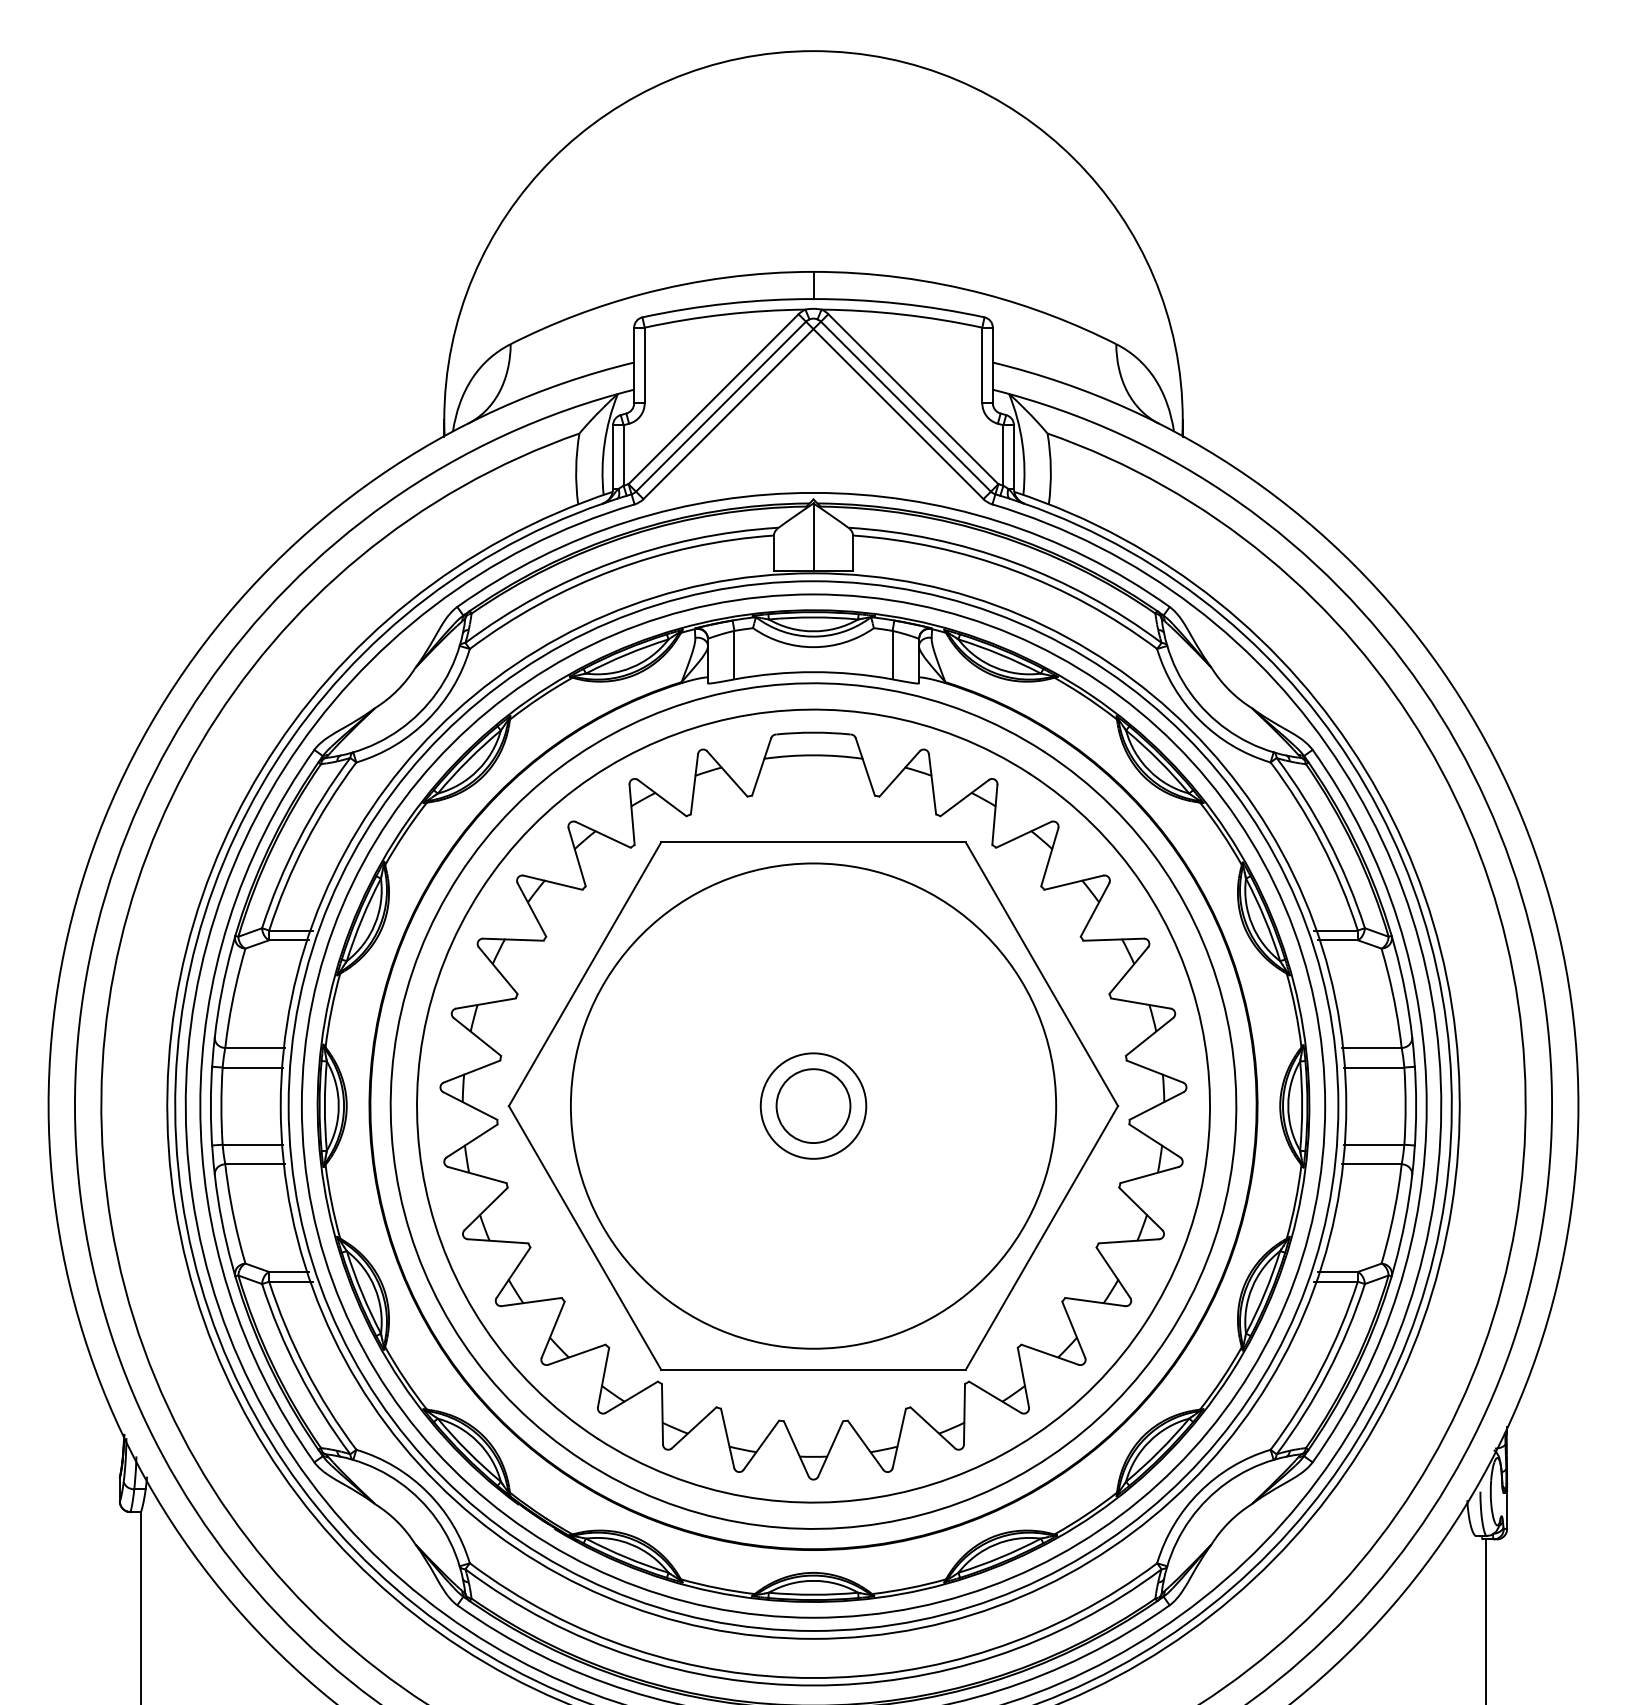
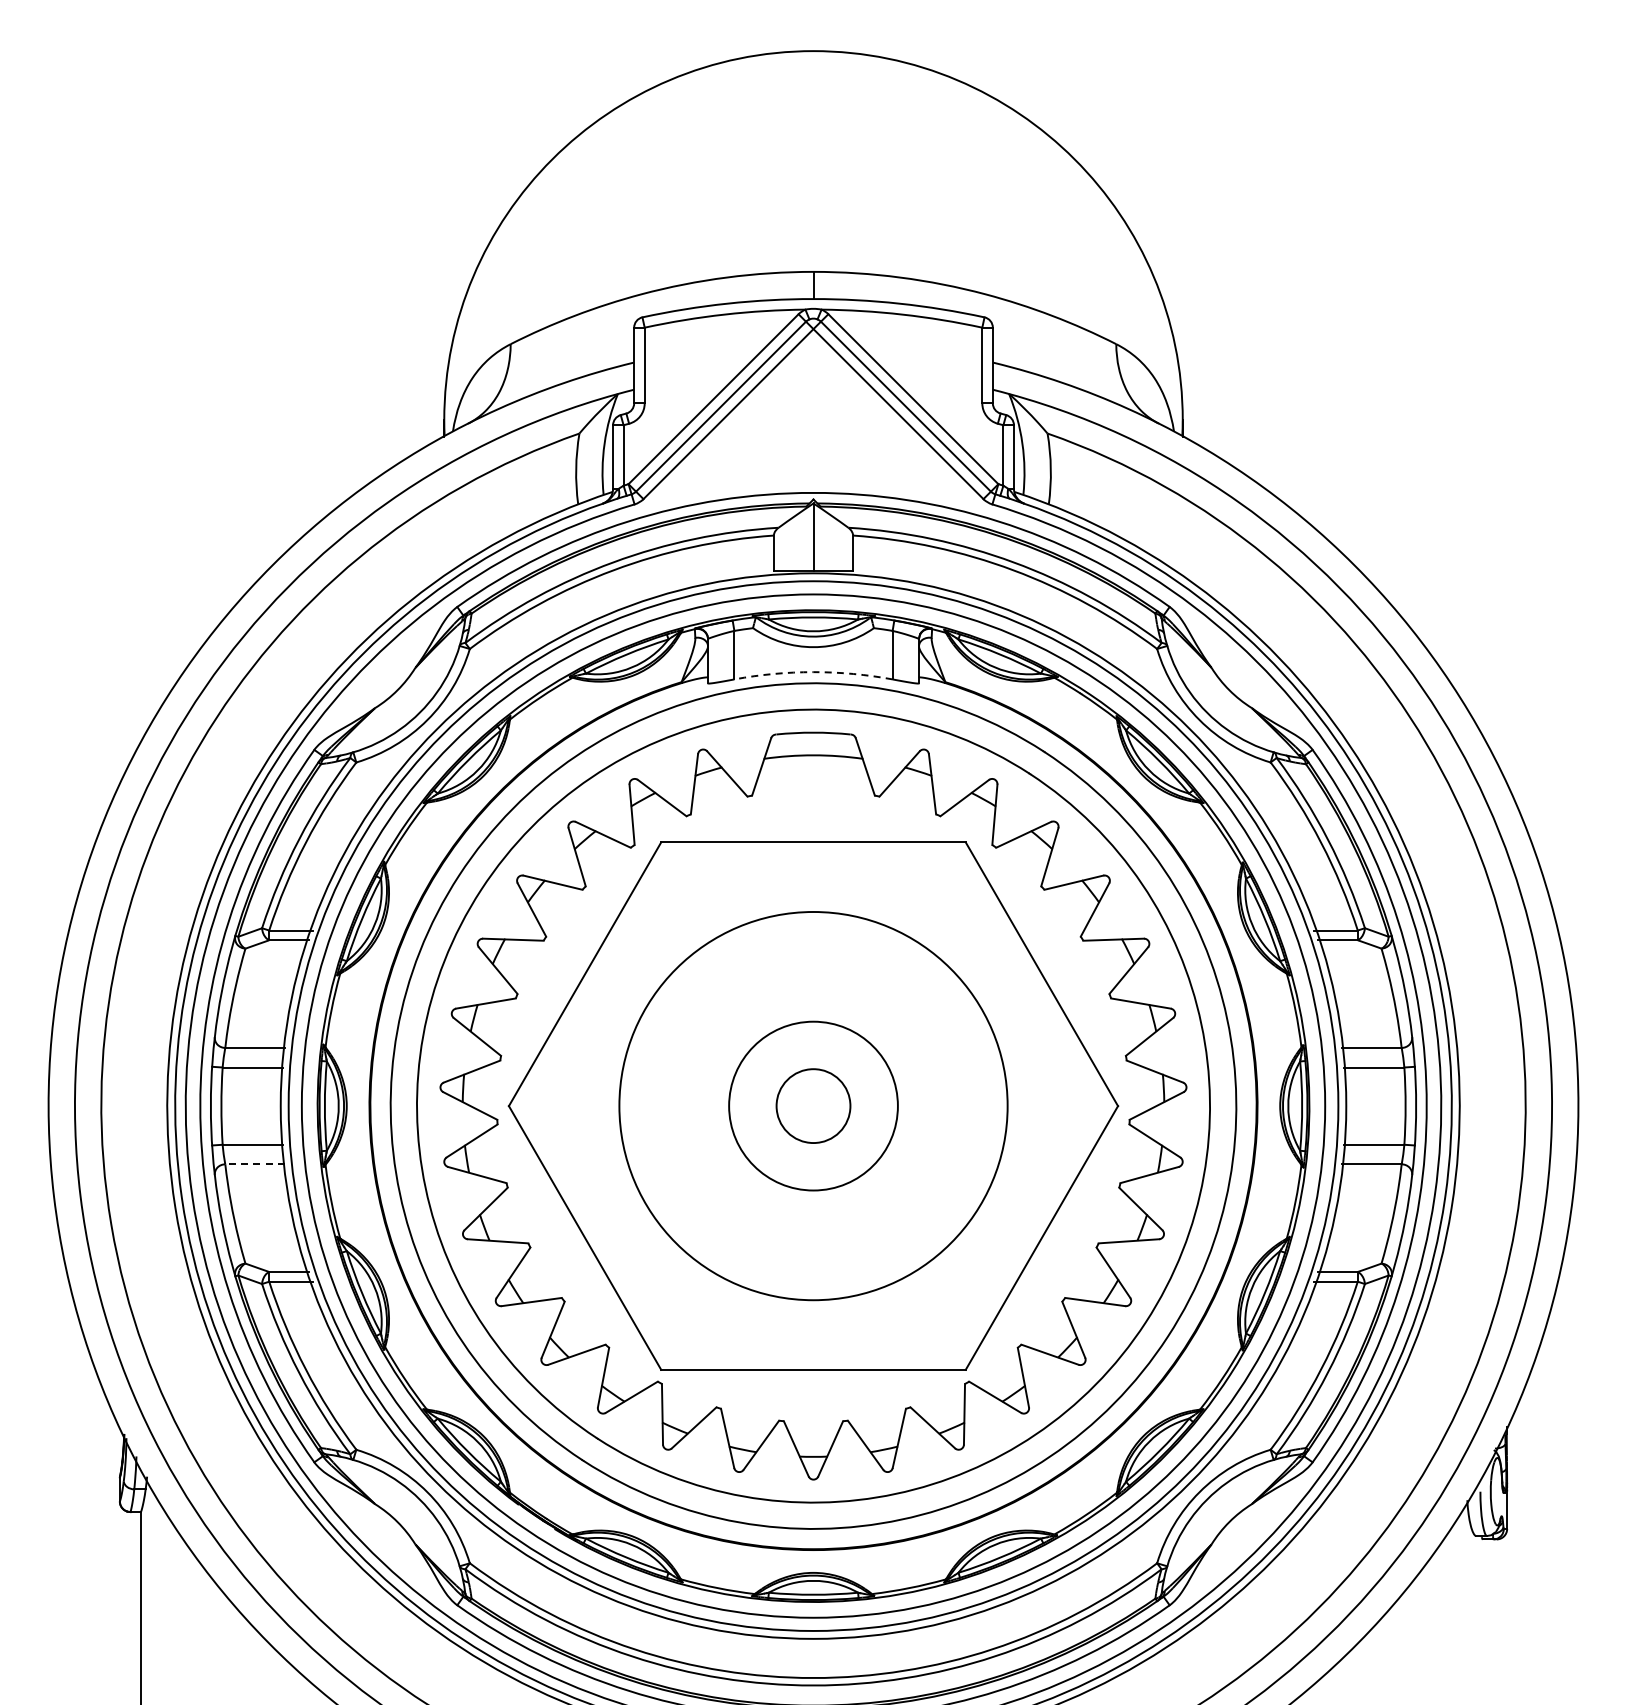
arc: solid -> dashed (813, 672)
circle diameter: 105 px -> 169 px (813, 1105)
circle diameter: 485 px -> 388 px (813, 1106)
line: solid -> dashed (255, 1164)
line: present -> none (1486, 1620)
